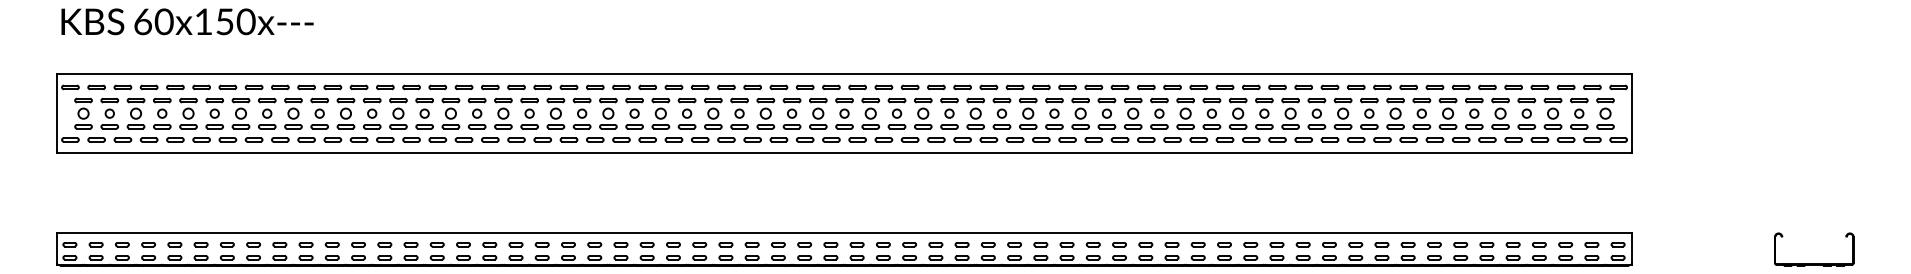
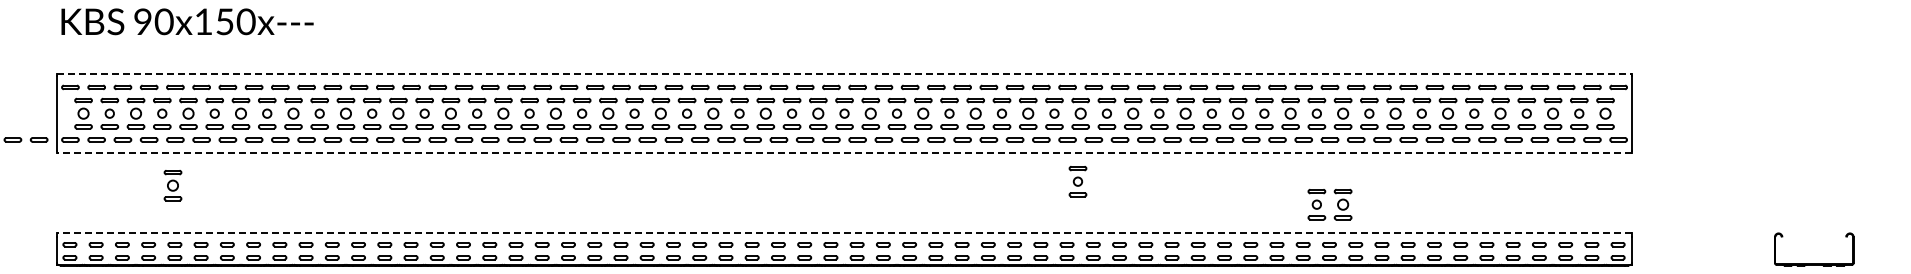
text: 60x150x--- -> 90x150x--- (142, 21)
line: solid -> dashed (845, 74)
part: none -> present (25, 139)
line: solid -> dashed (844, 153)
part: none -> present (1077, 181)
part: none -> present (172, 185)
part: none -> present (1321, 204)
line: solid -> dashed (844, 233)
